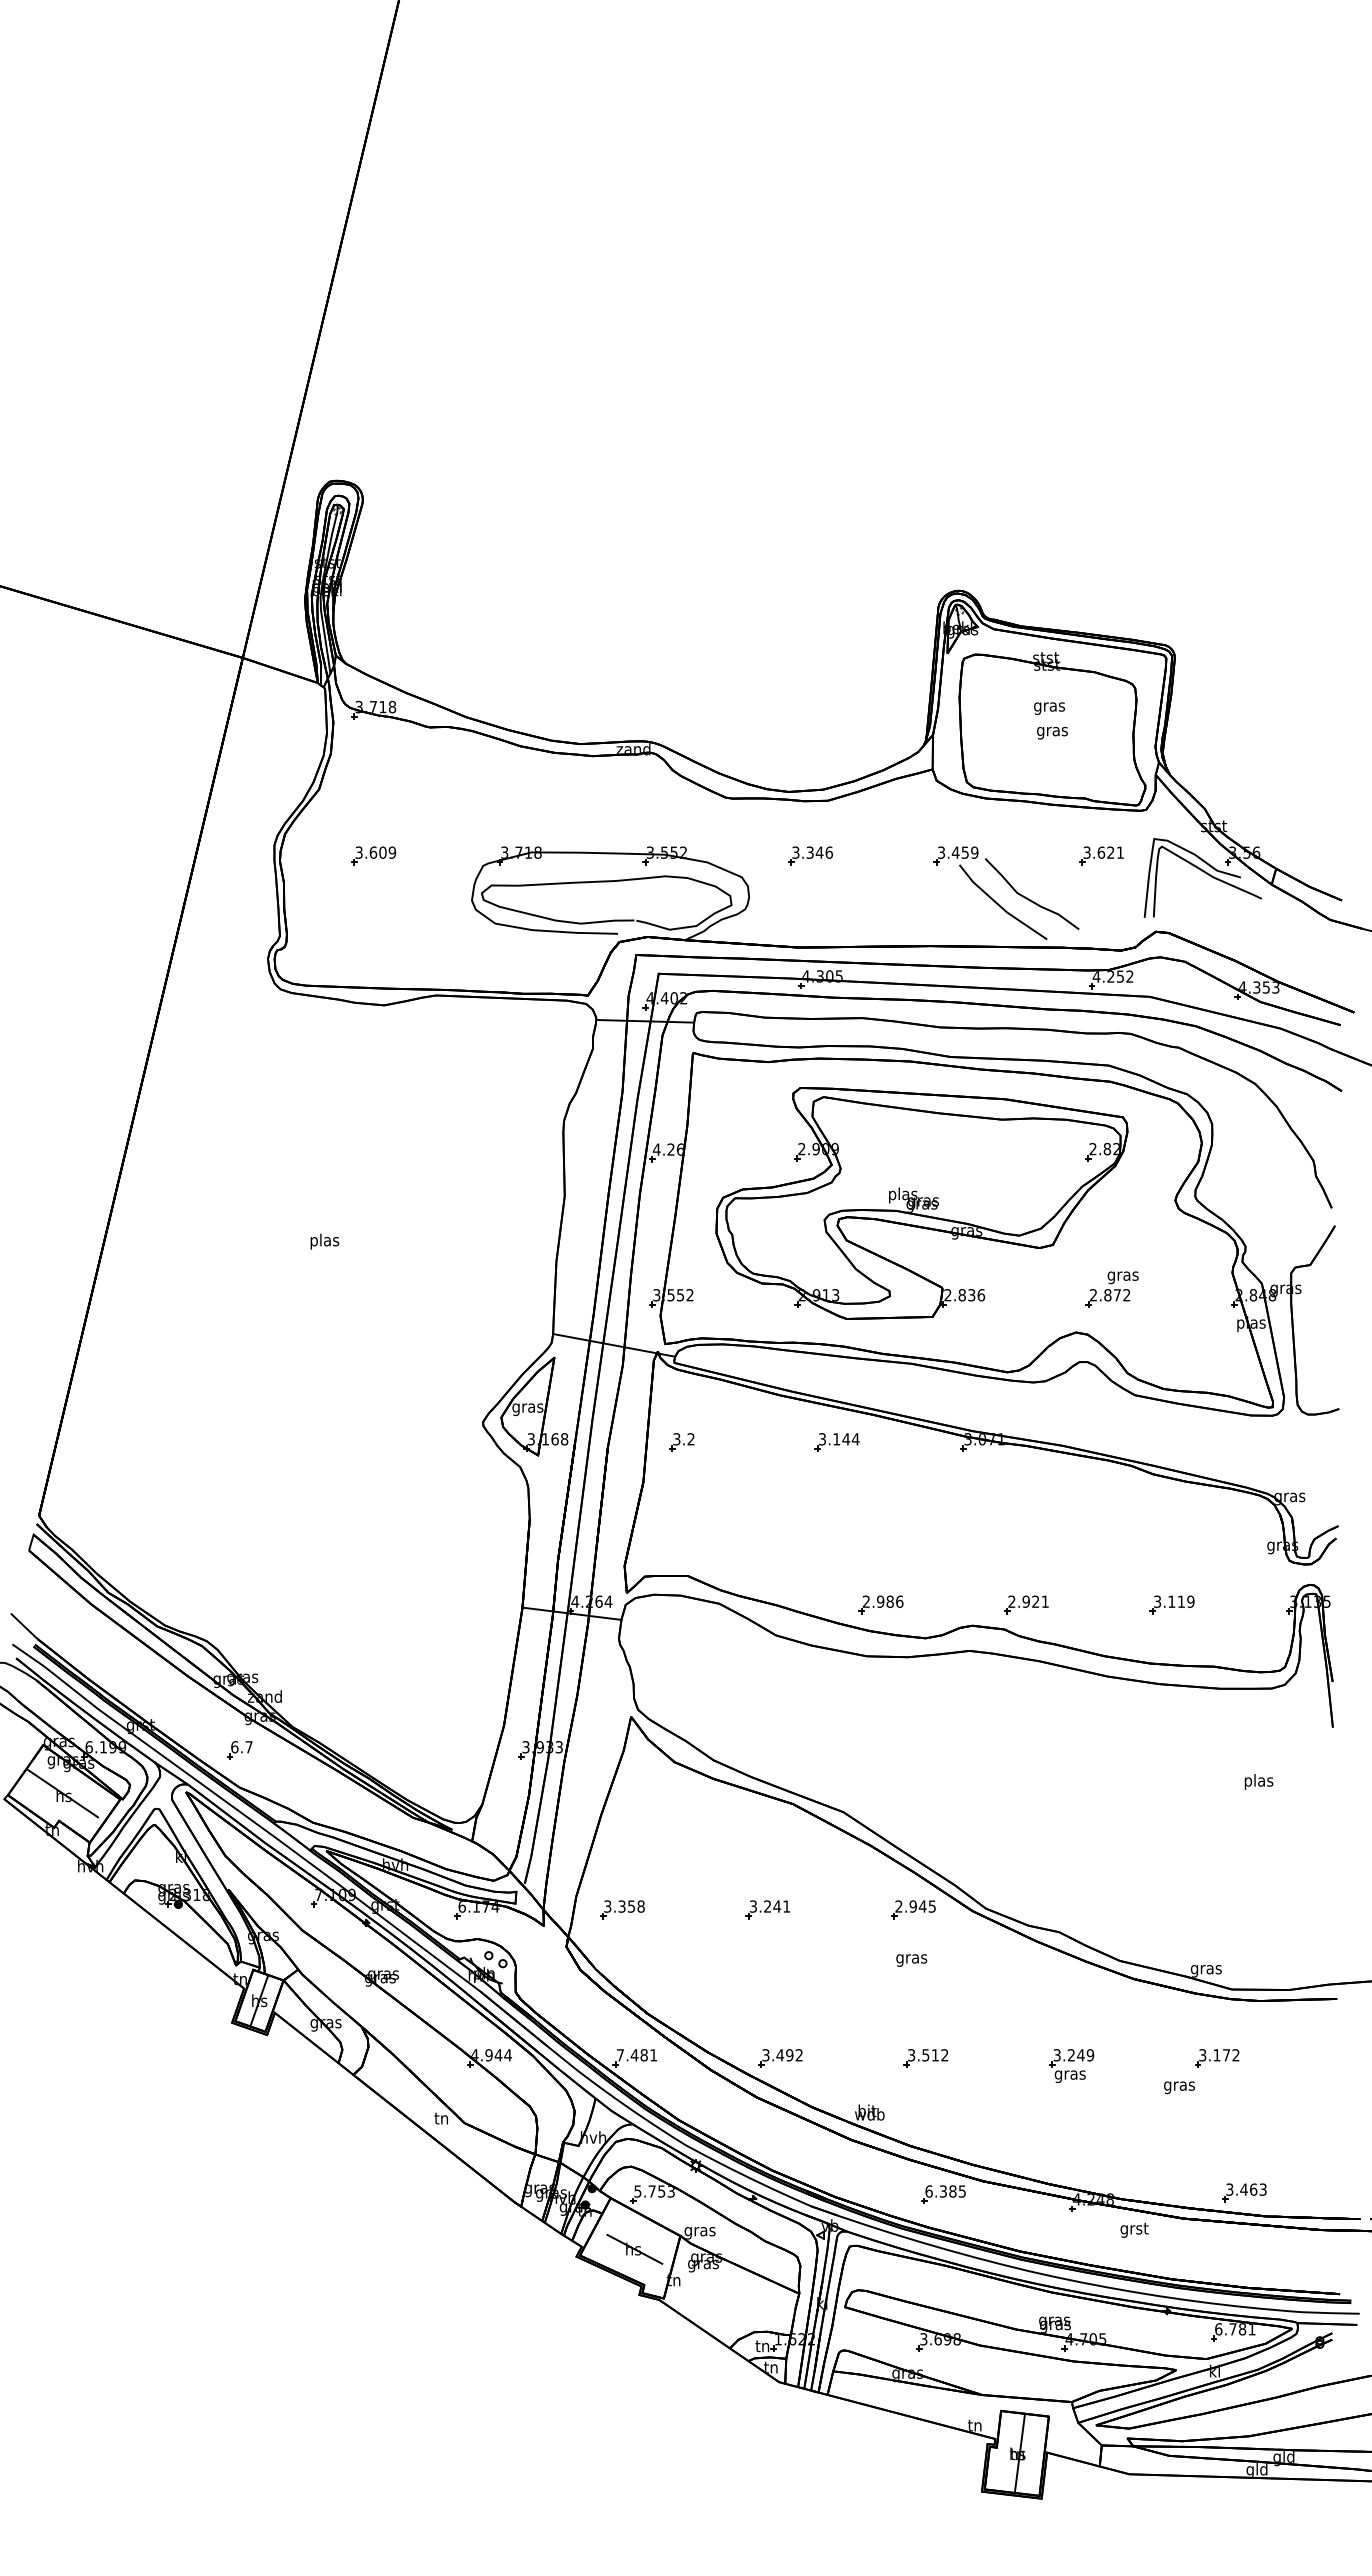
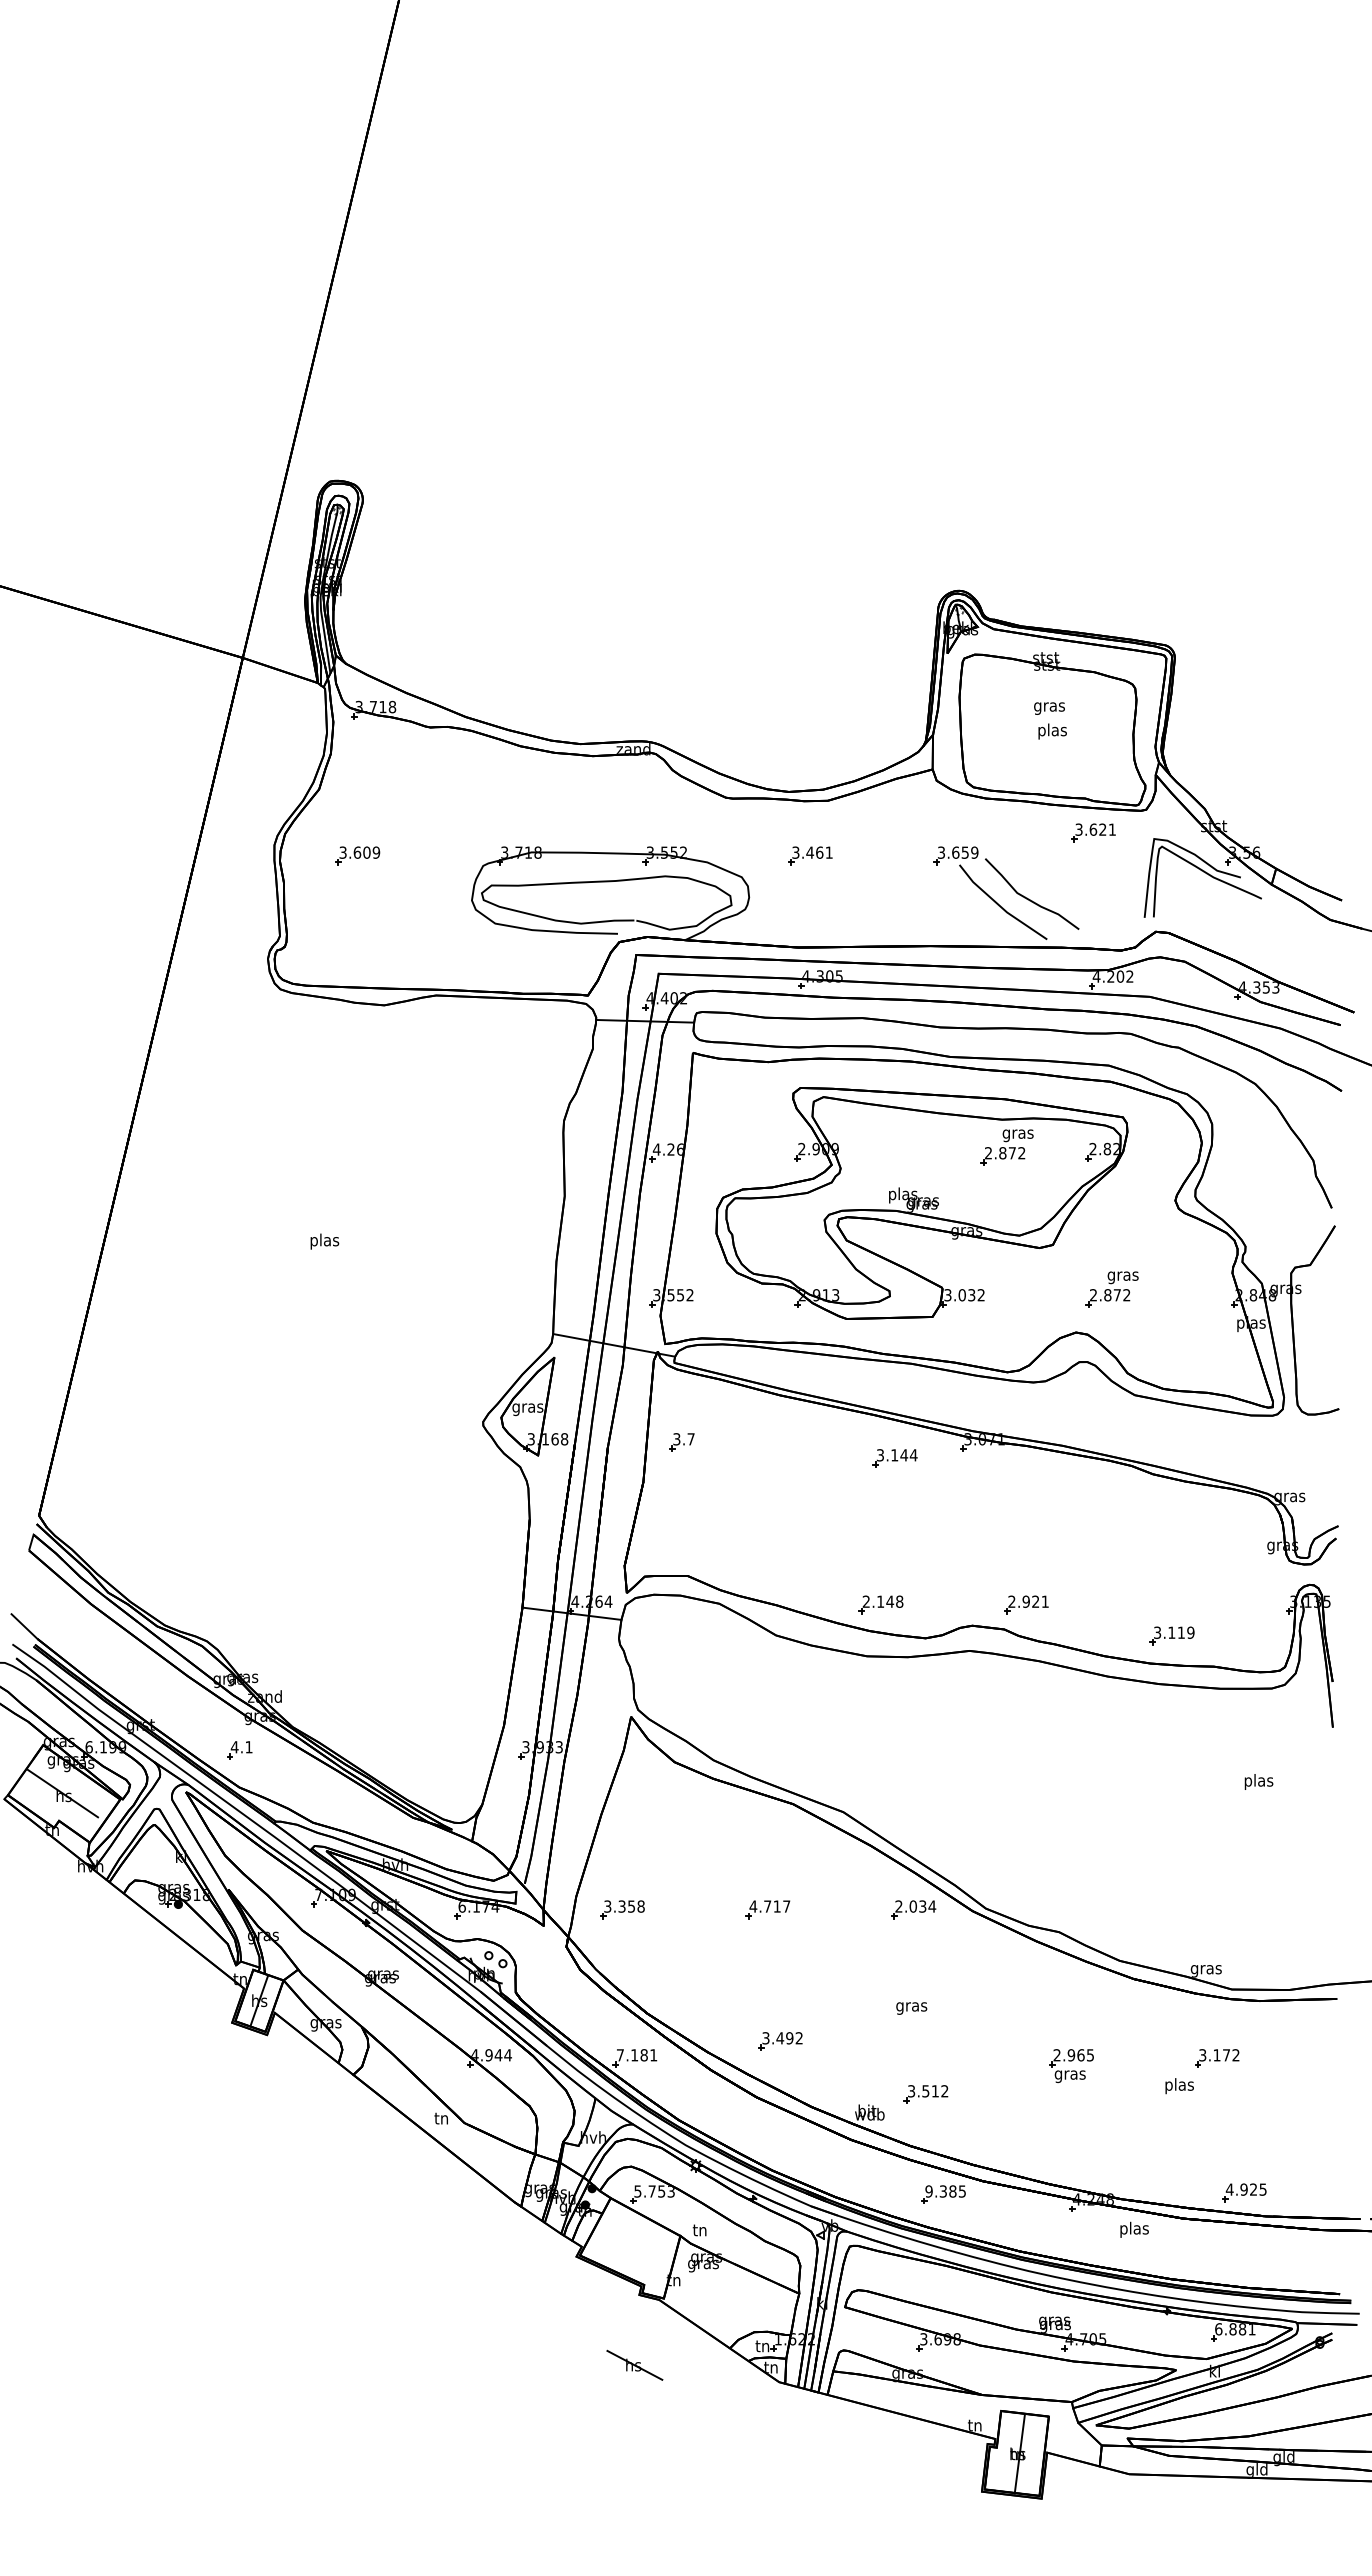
text: gras -> plas (1052, 731)
text: 3.346 -> 3.461 (819, 852)
text: 3.459 -> 3.659 (955, 852)
part position: (373, 855) -> (357, 855) (357, 855)
part position: (1101, 855) -> (1093, 832) (1093, 832)
text: 4.252 -> 4.202 (1120, 976)
part: none -> present (1006, 1147)
text: 2.836 -> 3.032 (964, 1295)
text: 3.2 -> 3.7 (690, 1439)
part position: (836, 1442) -> (894, 1458) (894, 1458)
text: 2.986 -> 2.148 (890, 1601)
part position: (1171, 1604) -> (1171, 1635) (1171, 1635)
text: 6.7 -> 4.1 (241, 1747)
text: 3.241 -> 4.717 (769, 1906)
text: 2.945 -> 2.034 (922, 1906)
text position: (911, 1960) -> (911, 2008) (911, 2008)
text: 7.481 -> 7.181 (634, 2055)
text: 3.249 -> 2.965 (1073, 2055)
part position: (780, 2058) -> (780, 2041) (780, 2041)
part position: (925, 2058) -> (925, 2094) (925, 2094)
text: gras -> plas (1179, 2086)
text: 3.463 -> 4.925 (1245, 2189)
text: 6.385 -> 9.385 (928, 2191)
text: grst -> plas (1134, 2229)
text: gras -> tn (699, 2231)
part position: (634, 2248) -> (634, 2364) (634, 2364)
text: 6.781 -> 6.881 (1232, 2329)
